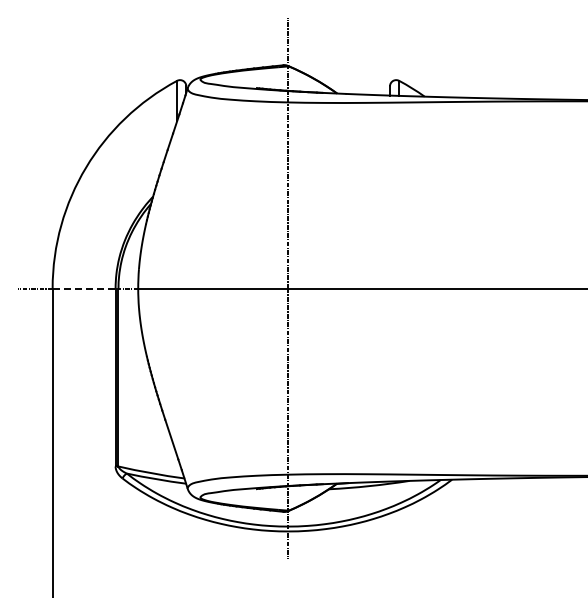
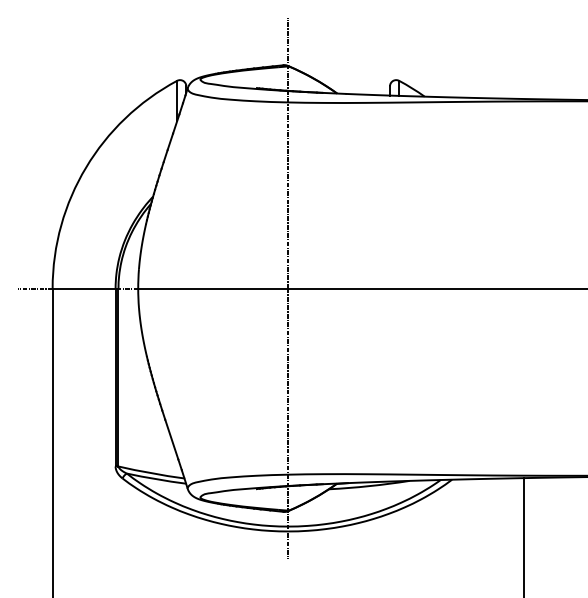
line: dashed -> solid (85, 288)
line: none -> present (523, 536)
